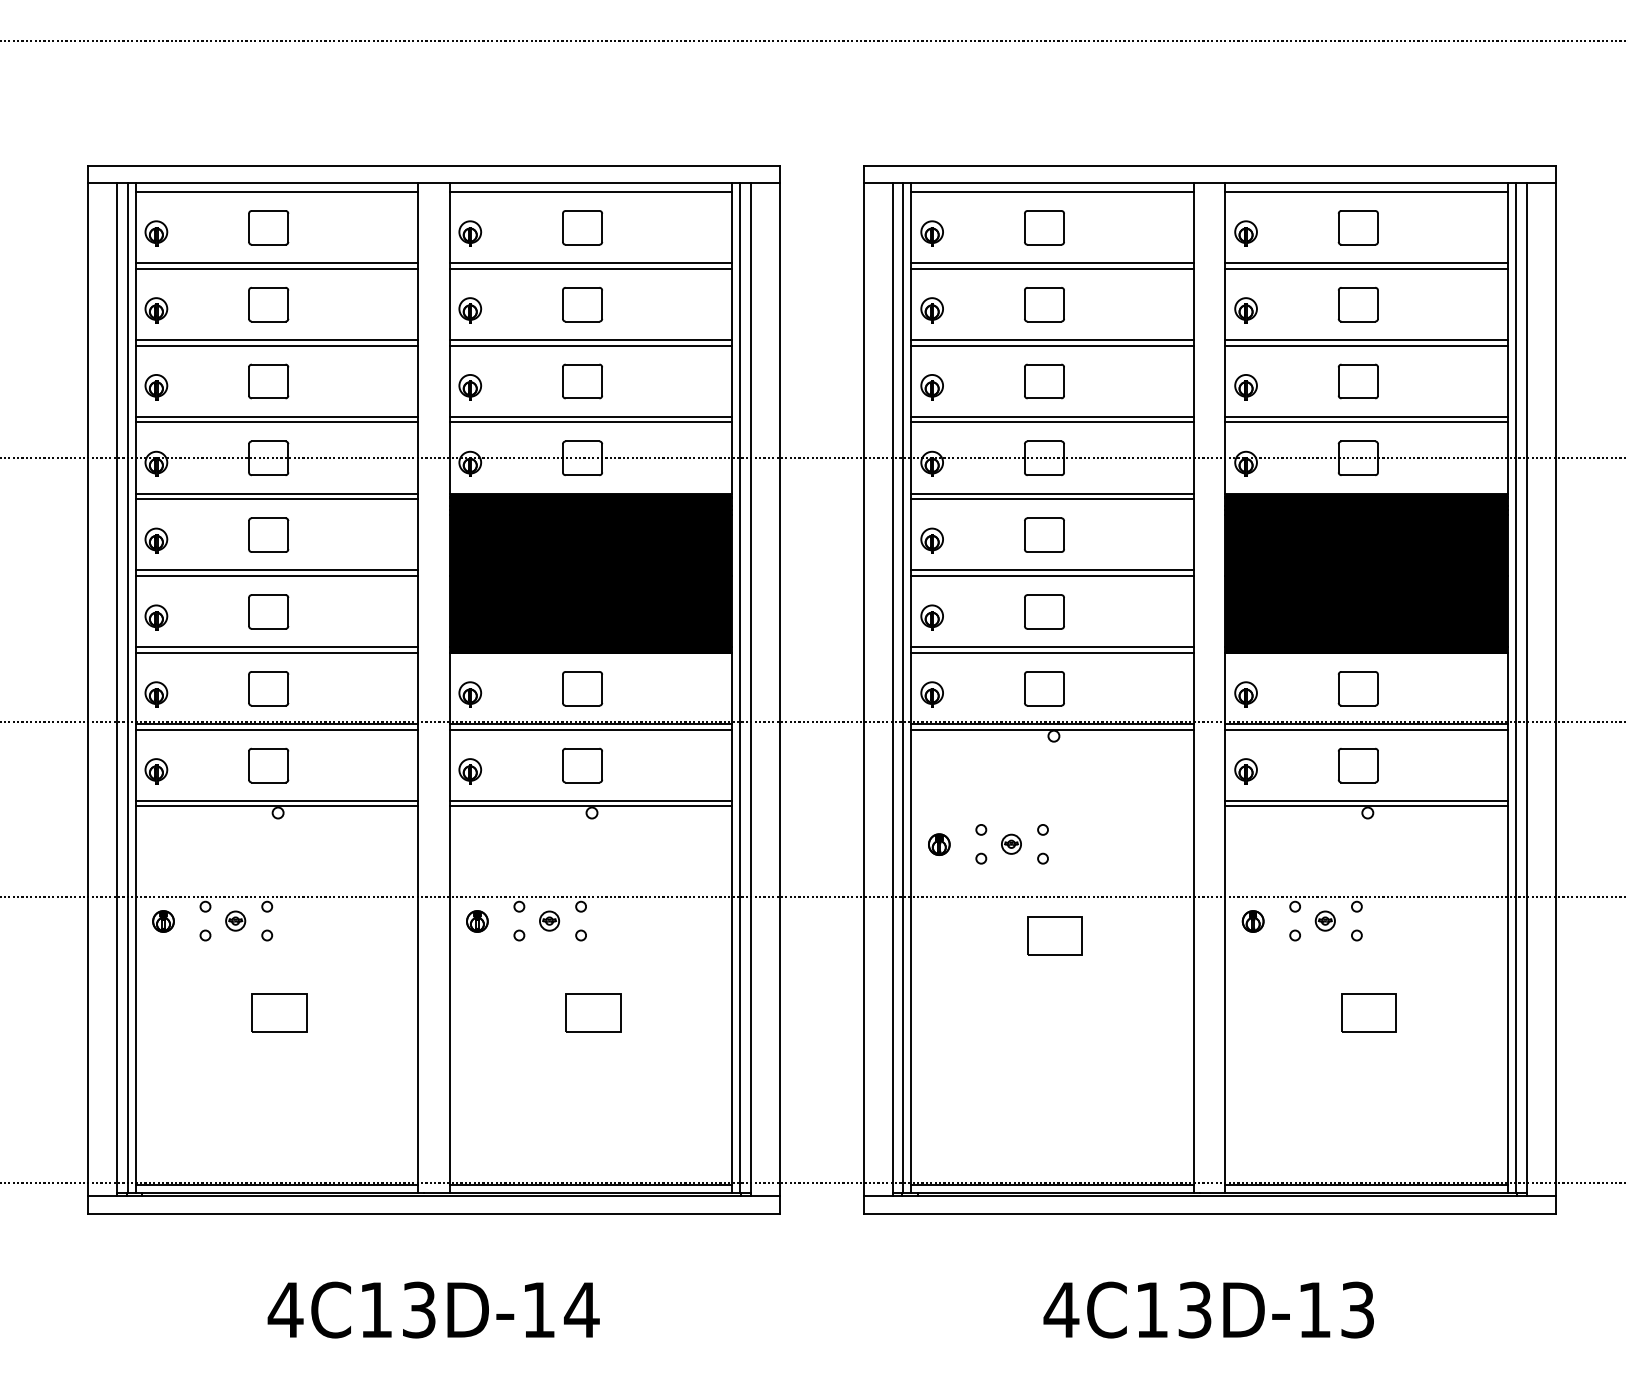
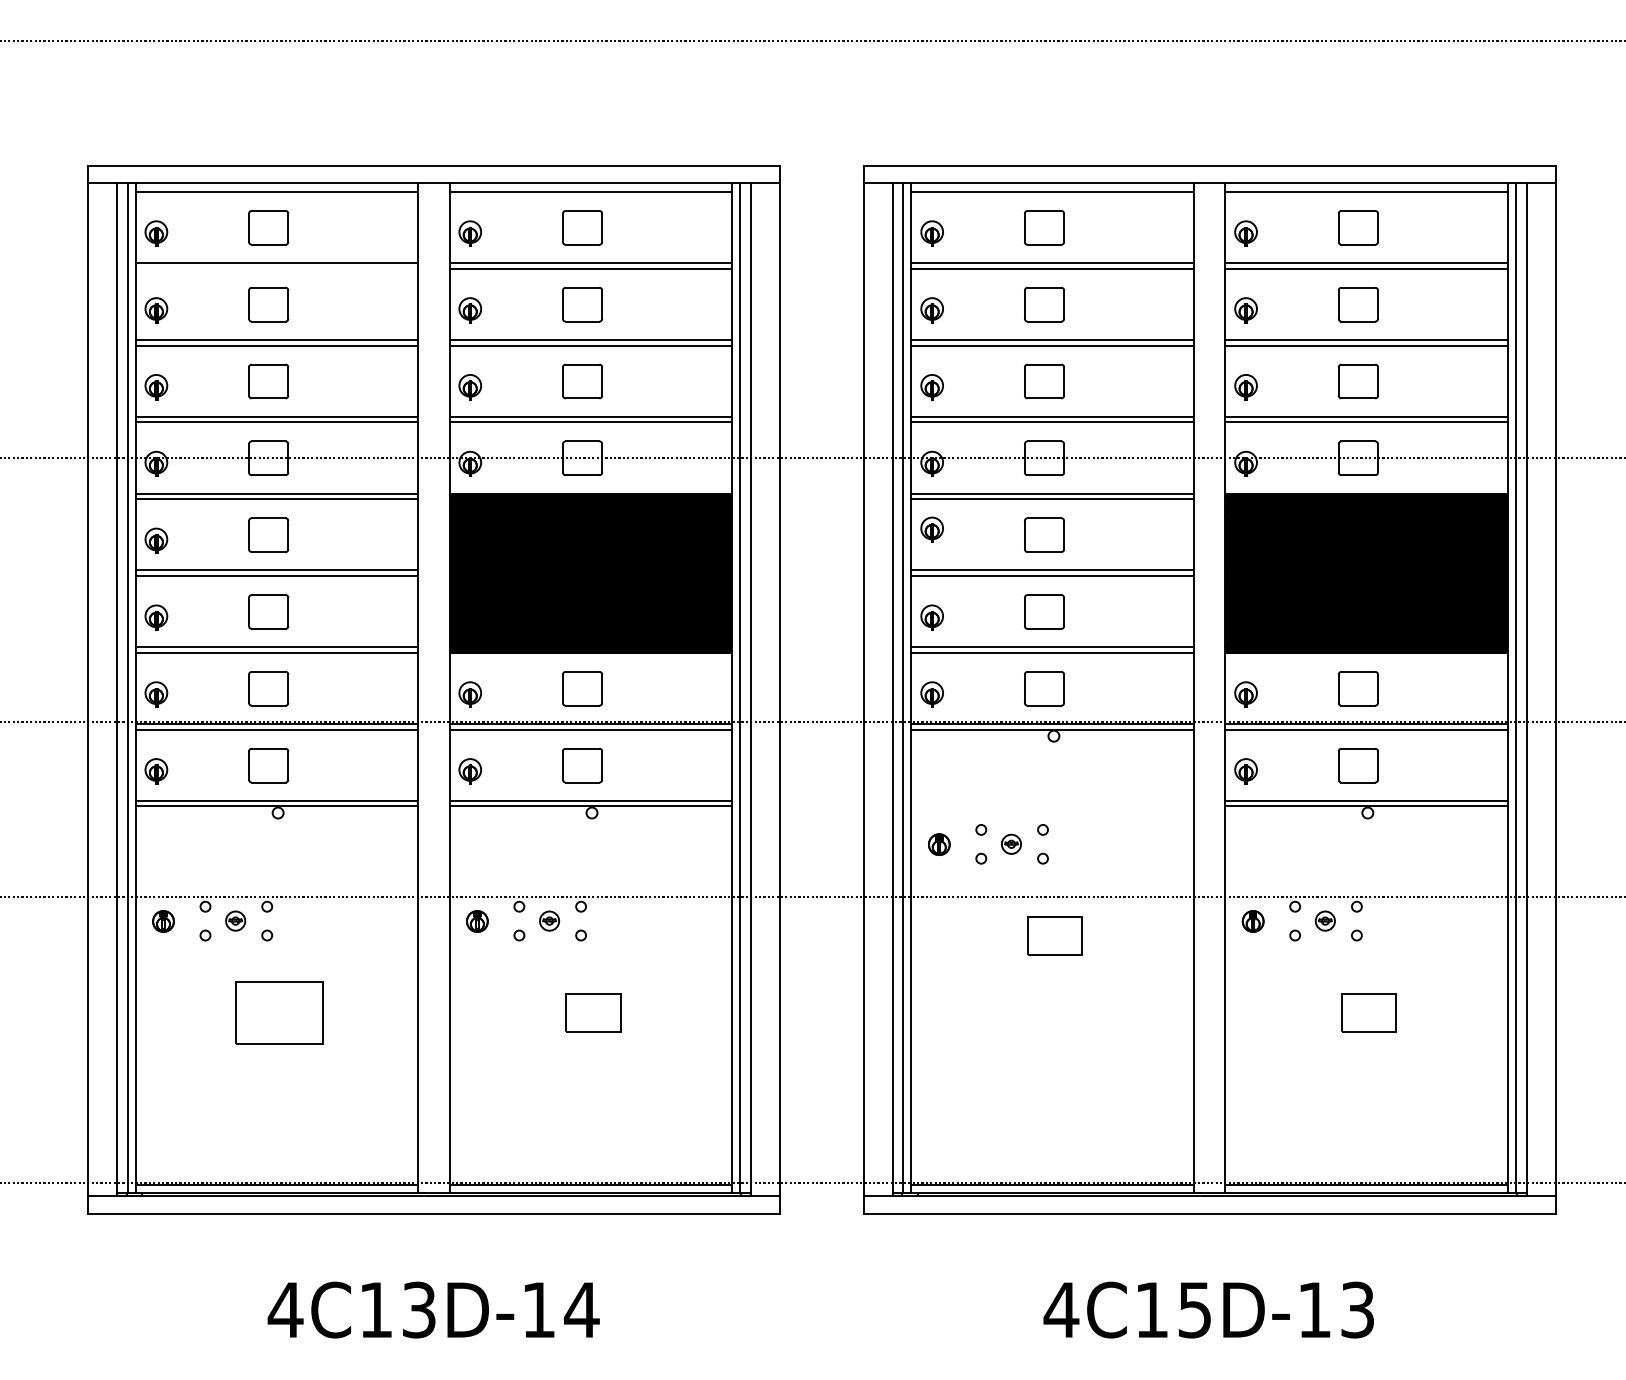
line: present -> none (276, 268)
part position: (931, 540) -> (931, 529) (931, 529)
part size: 57x40 px -> 89x64 px (279, 1012)
text: 4C13D-13 -> 4C15D-13 (1195, 1309)
